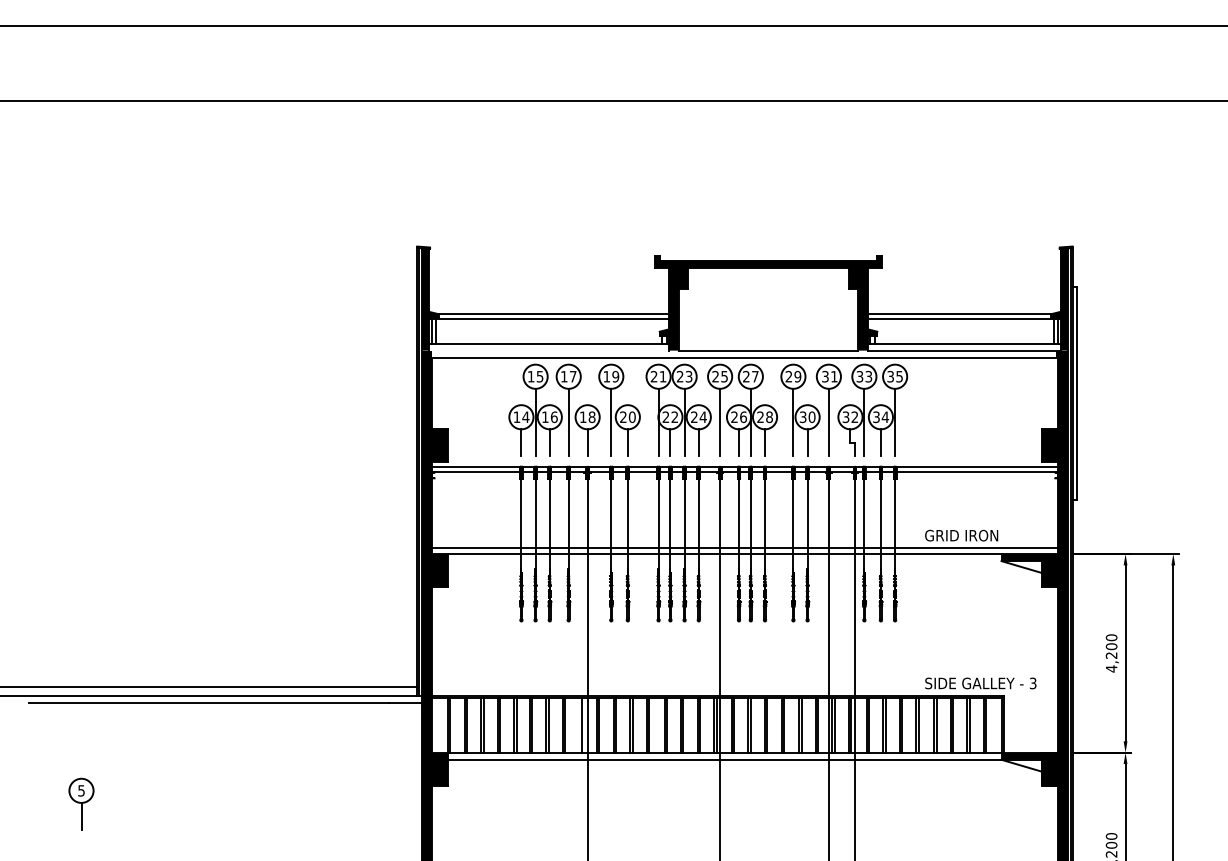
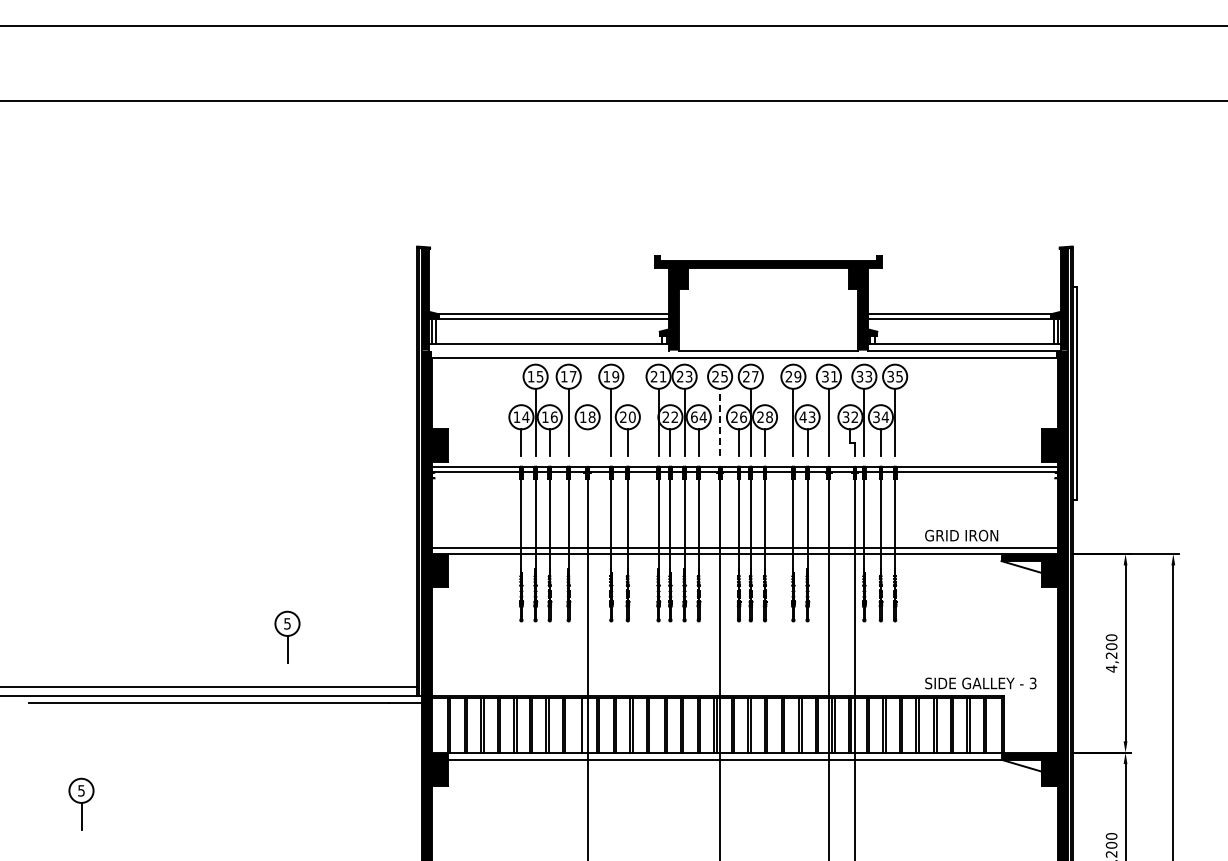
text: 24 -> 64 (694, 417)
text: 30 -> 43 (807, 417)
line: solid -> dashed (720, 422)
line: present -> none (587, 442)
part: none -> present (287, 636)
